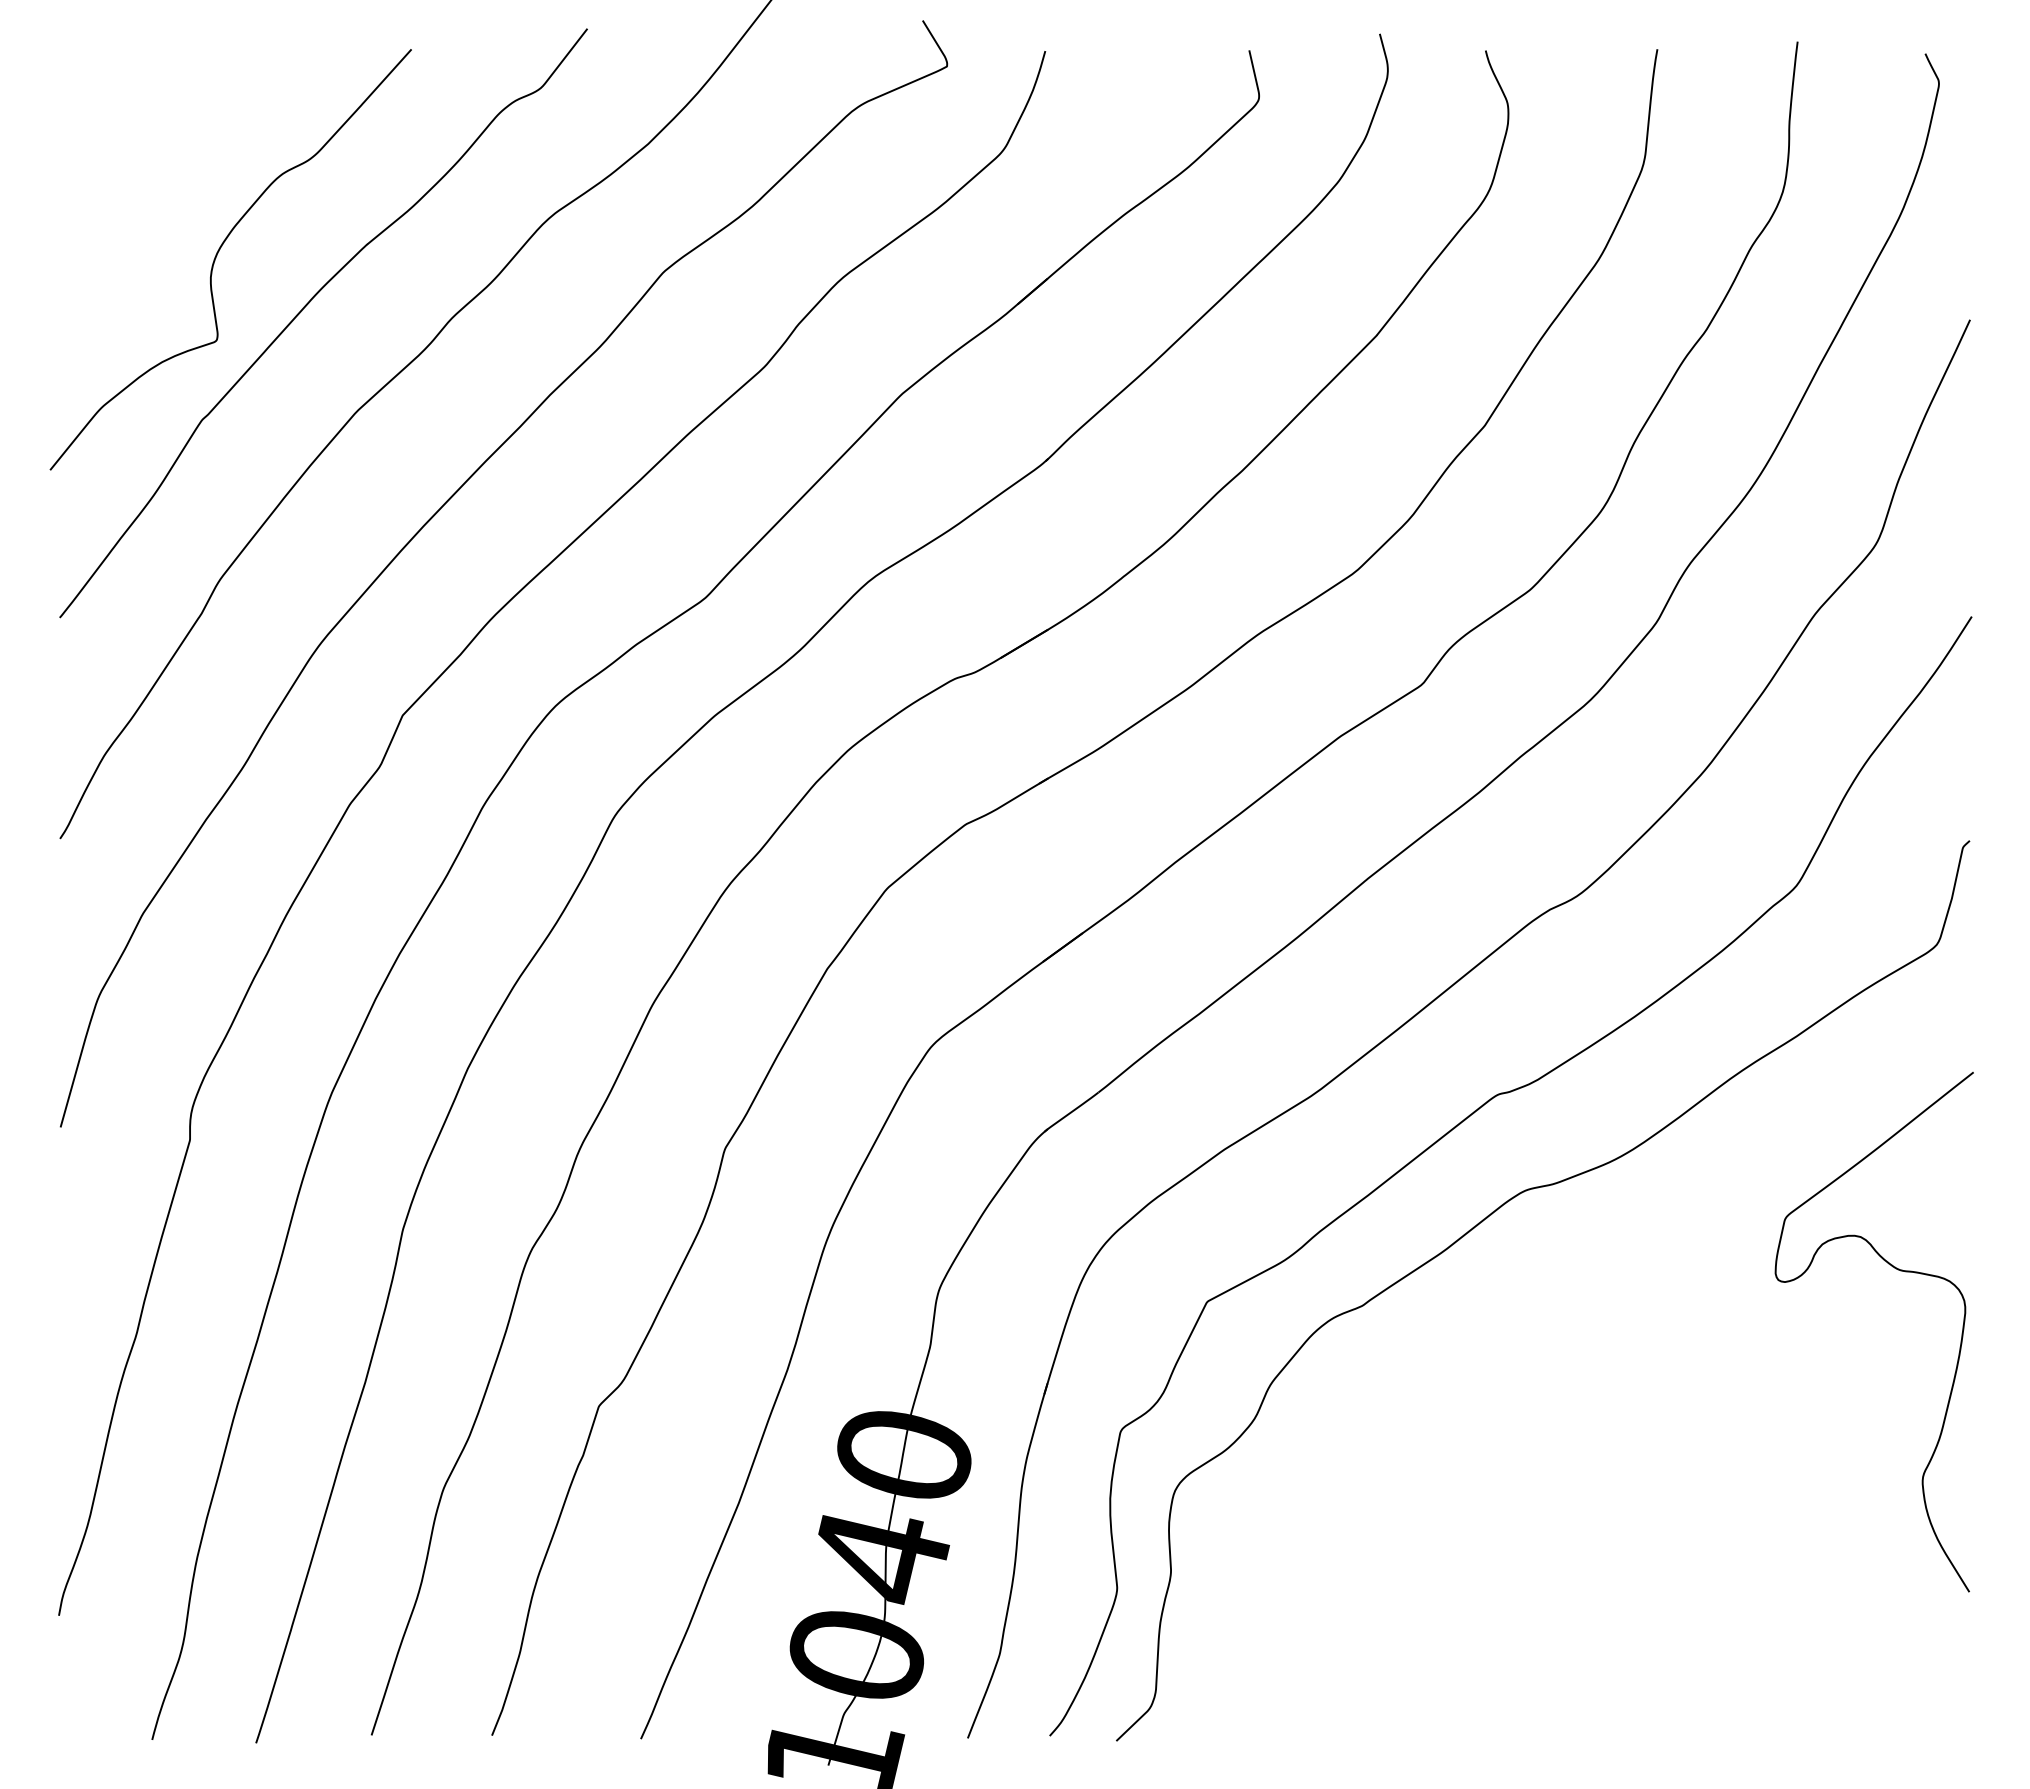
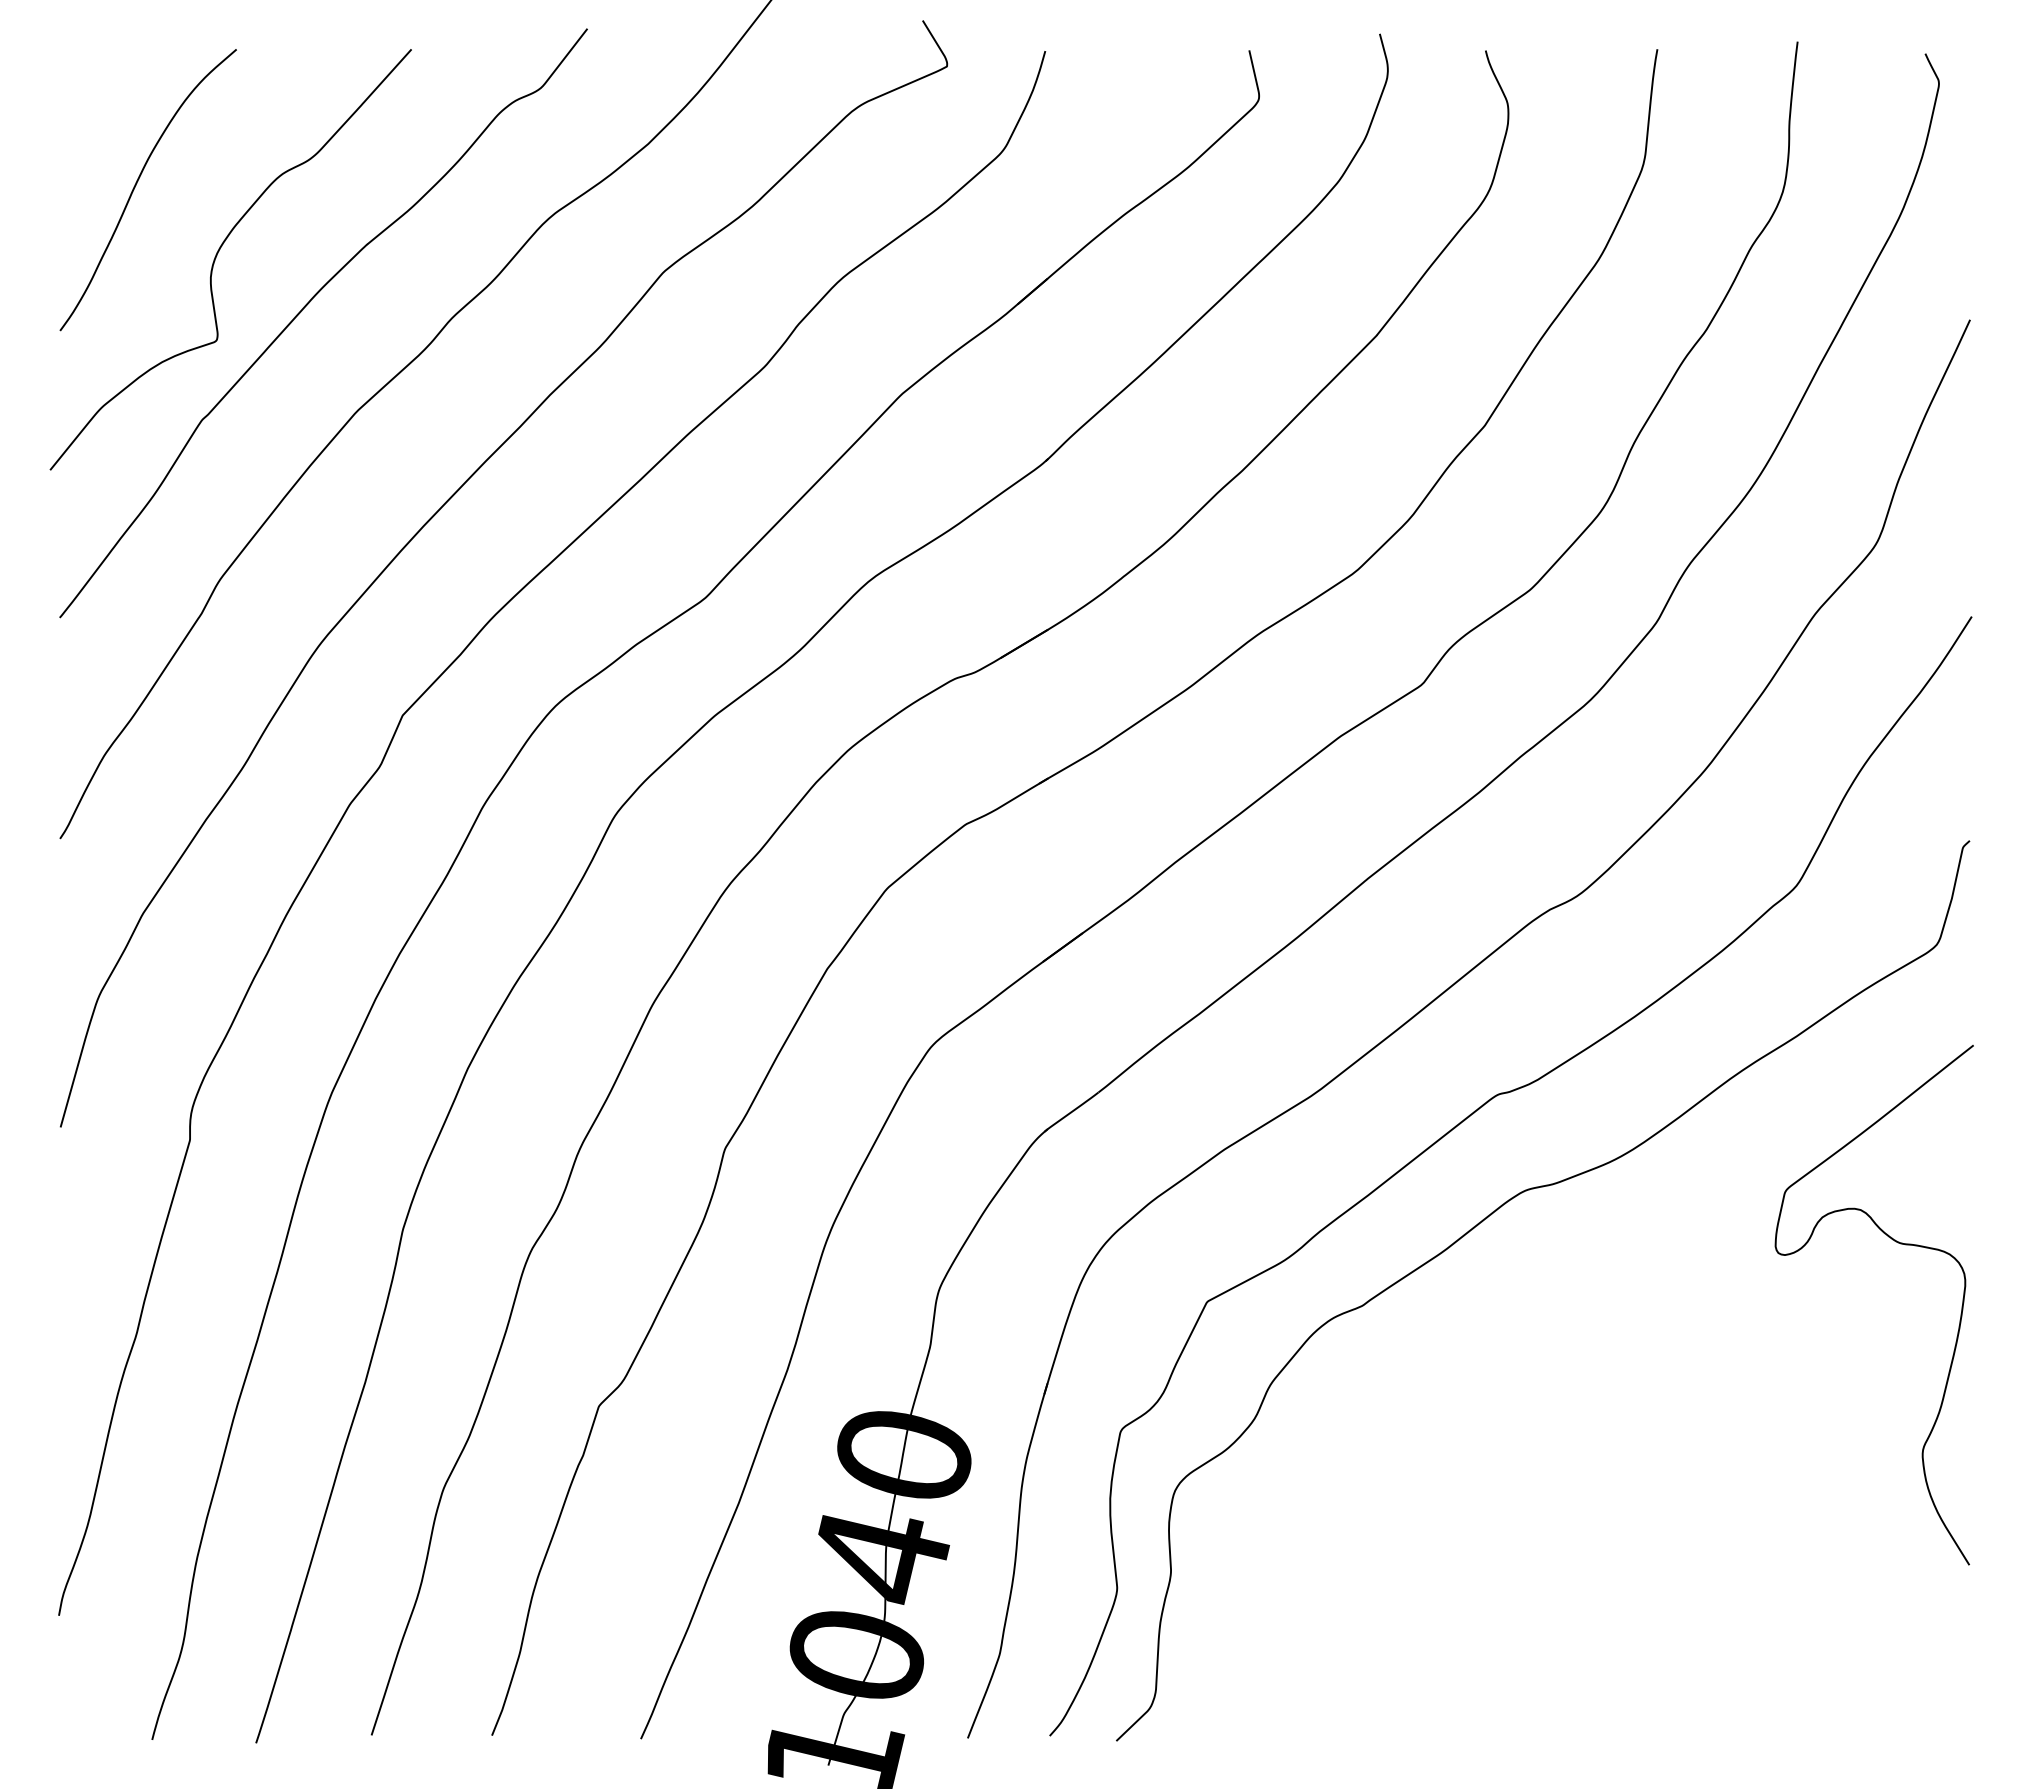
curve: none -> present (136, 185)
curve position: (1900, 1271) -> (1900, 1244) (1900, 1244)
